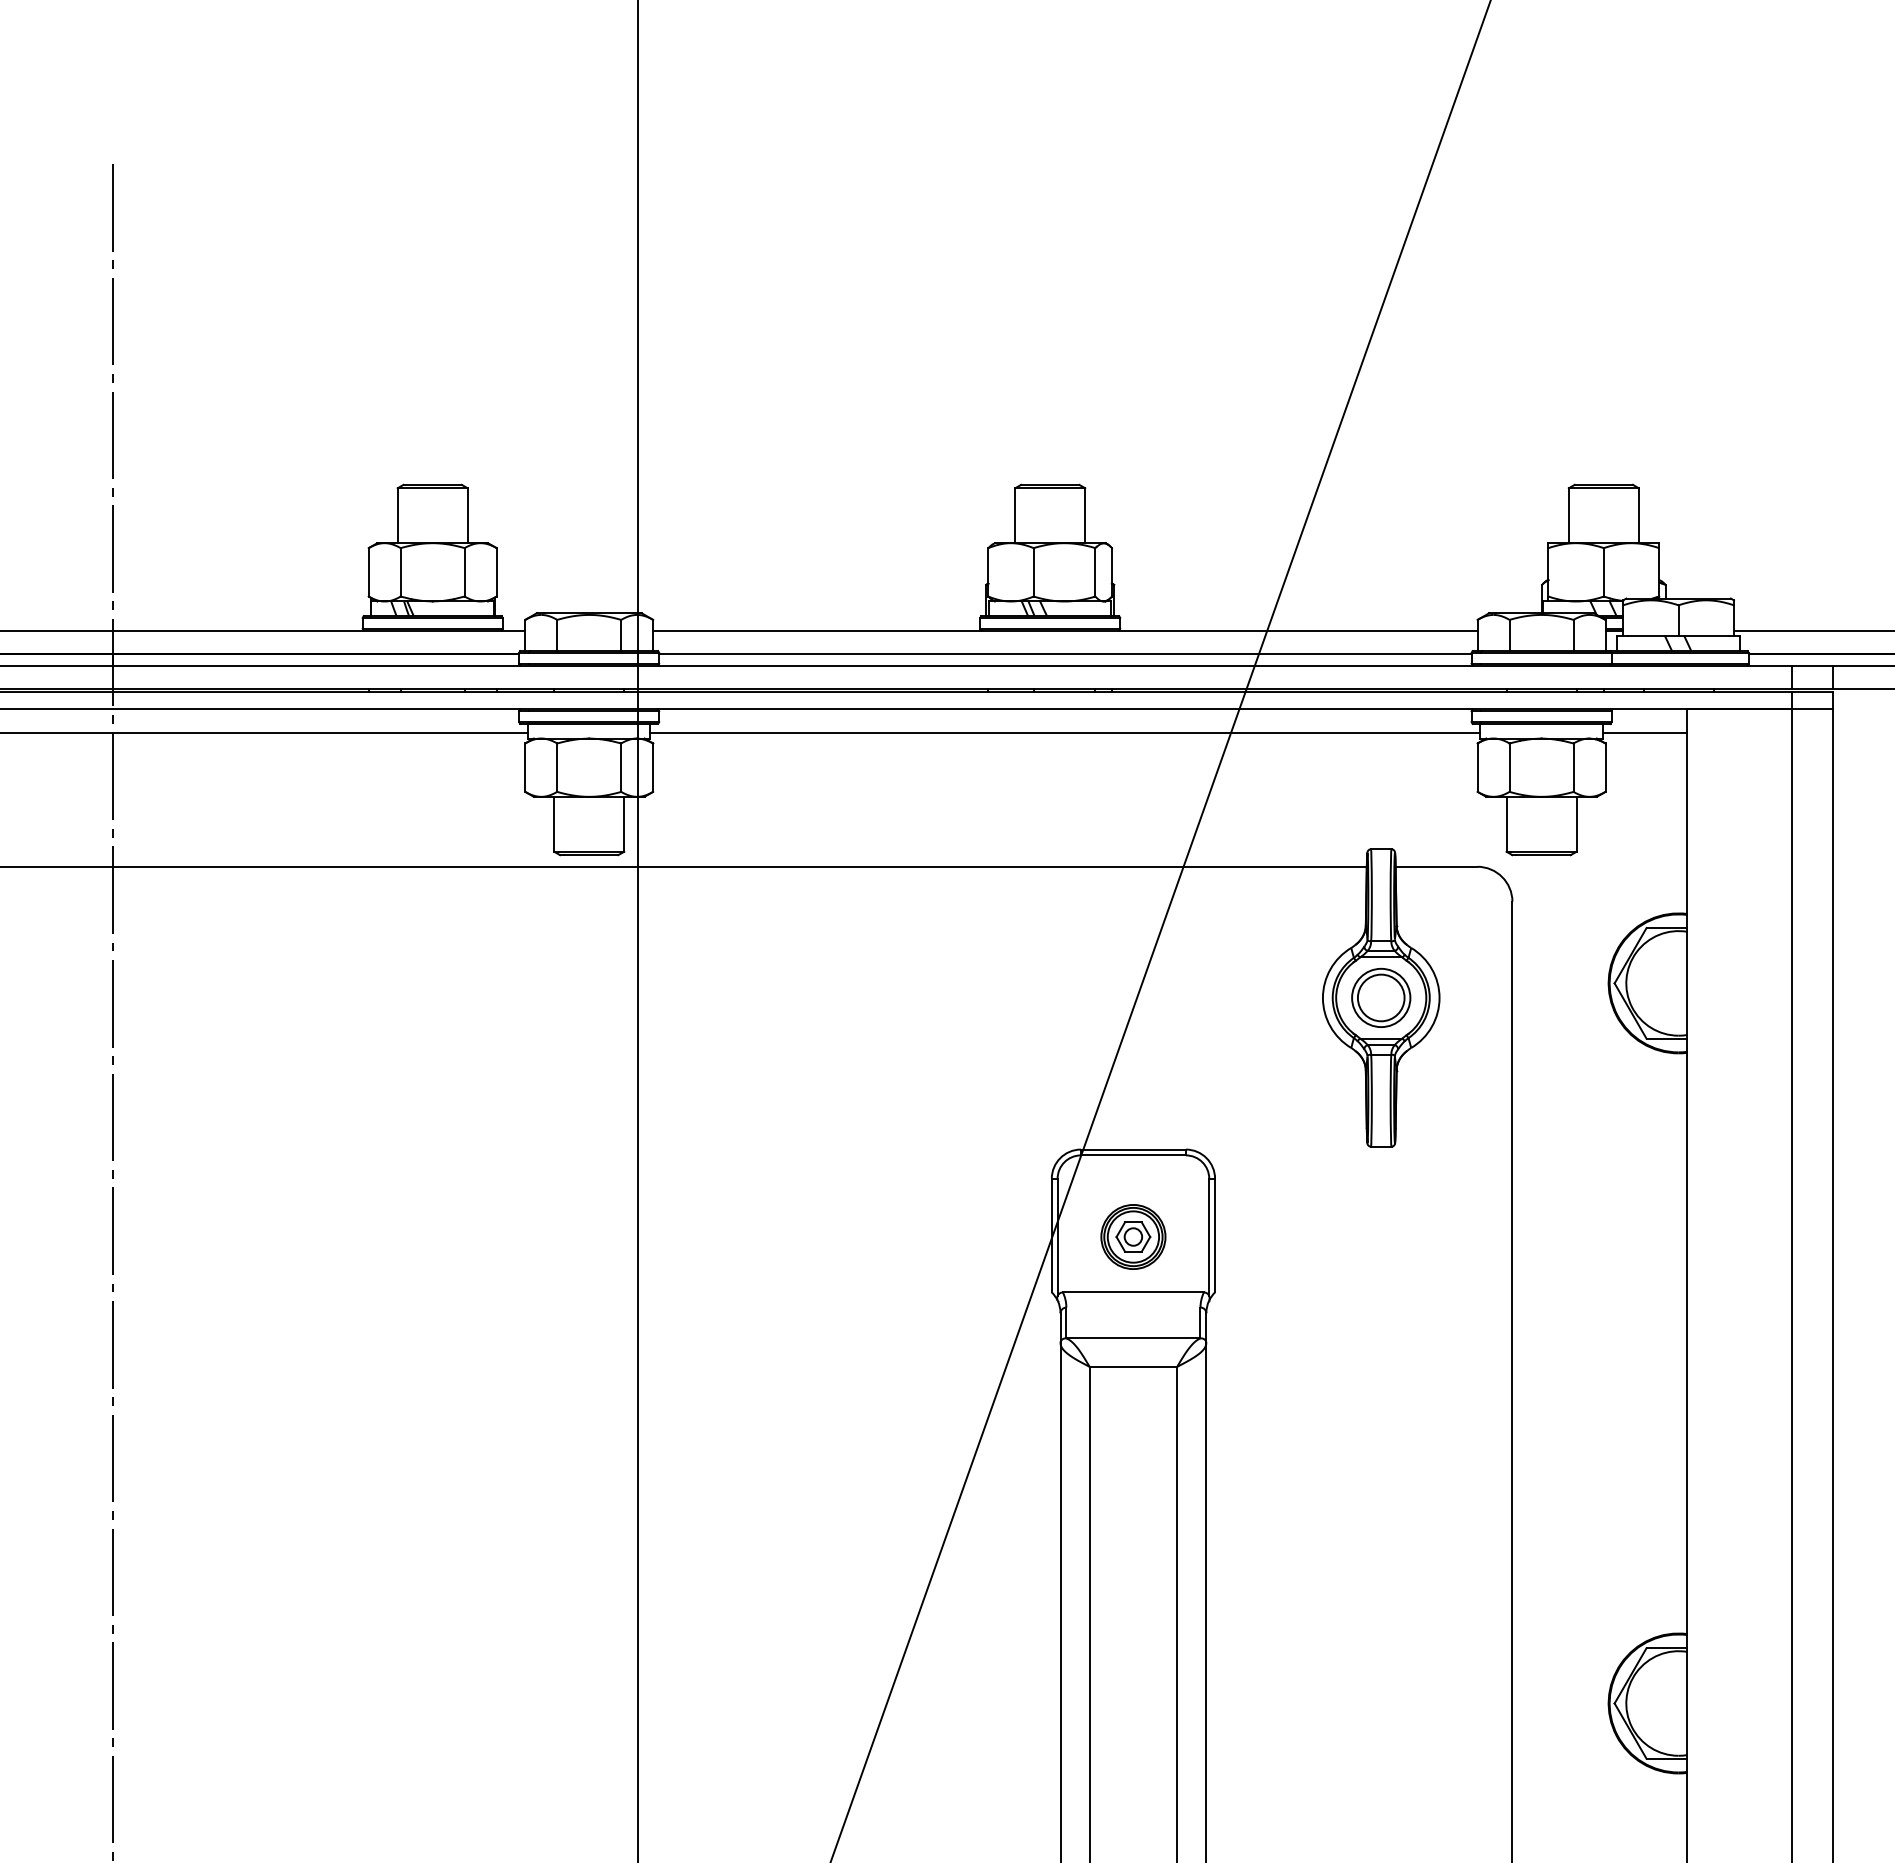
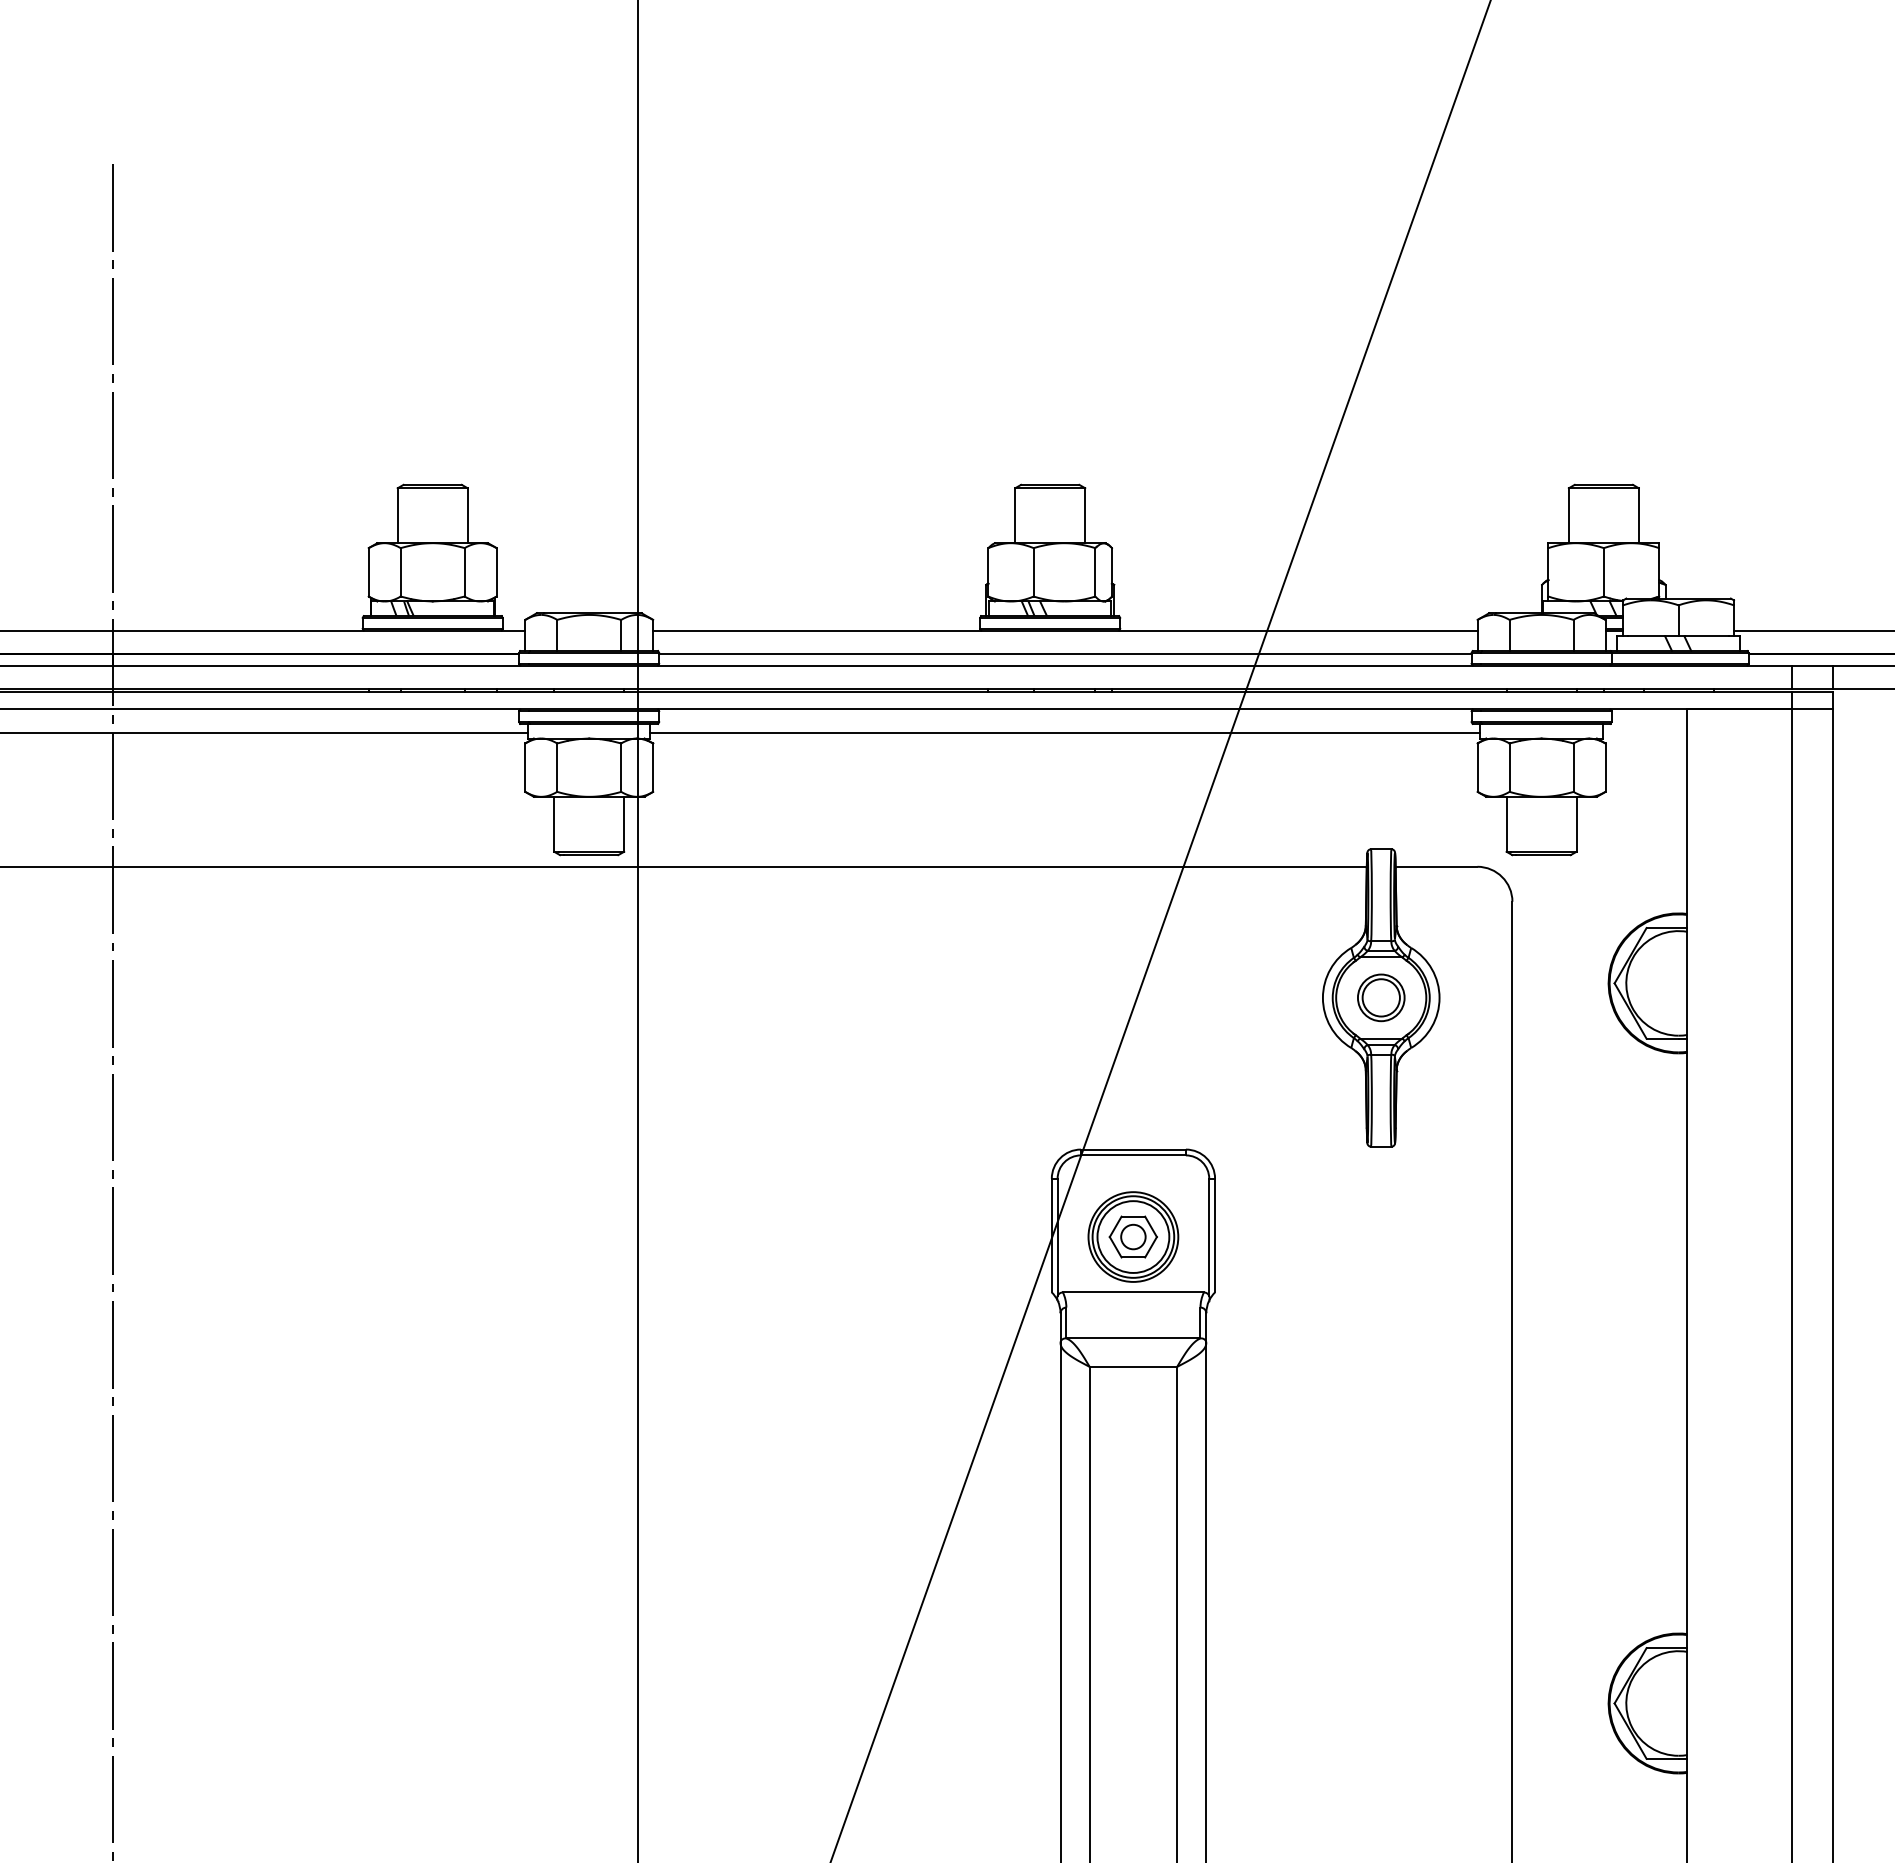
line: present -> none (1644, 732)
part size: 61x61 px -> 49x50 px (1381, 997)
part size: 67x66 px -> 93x92 px (1133, 1236)
